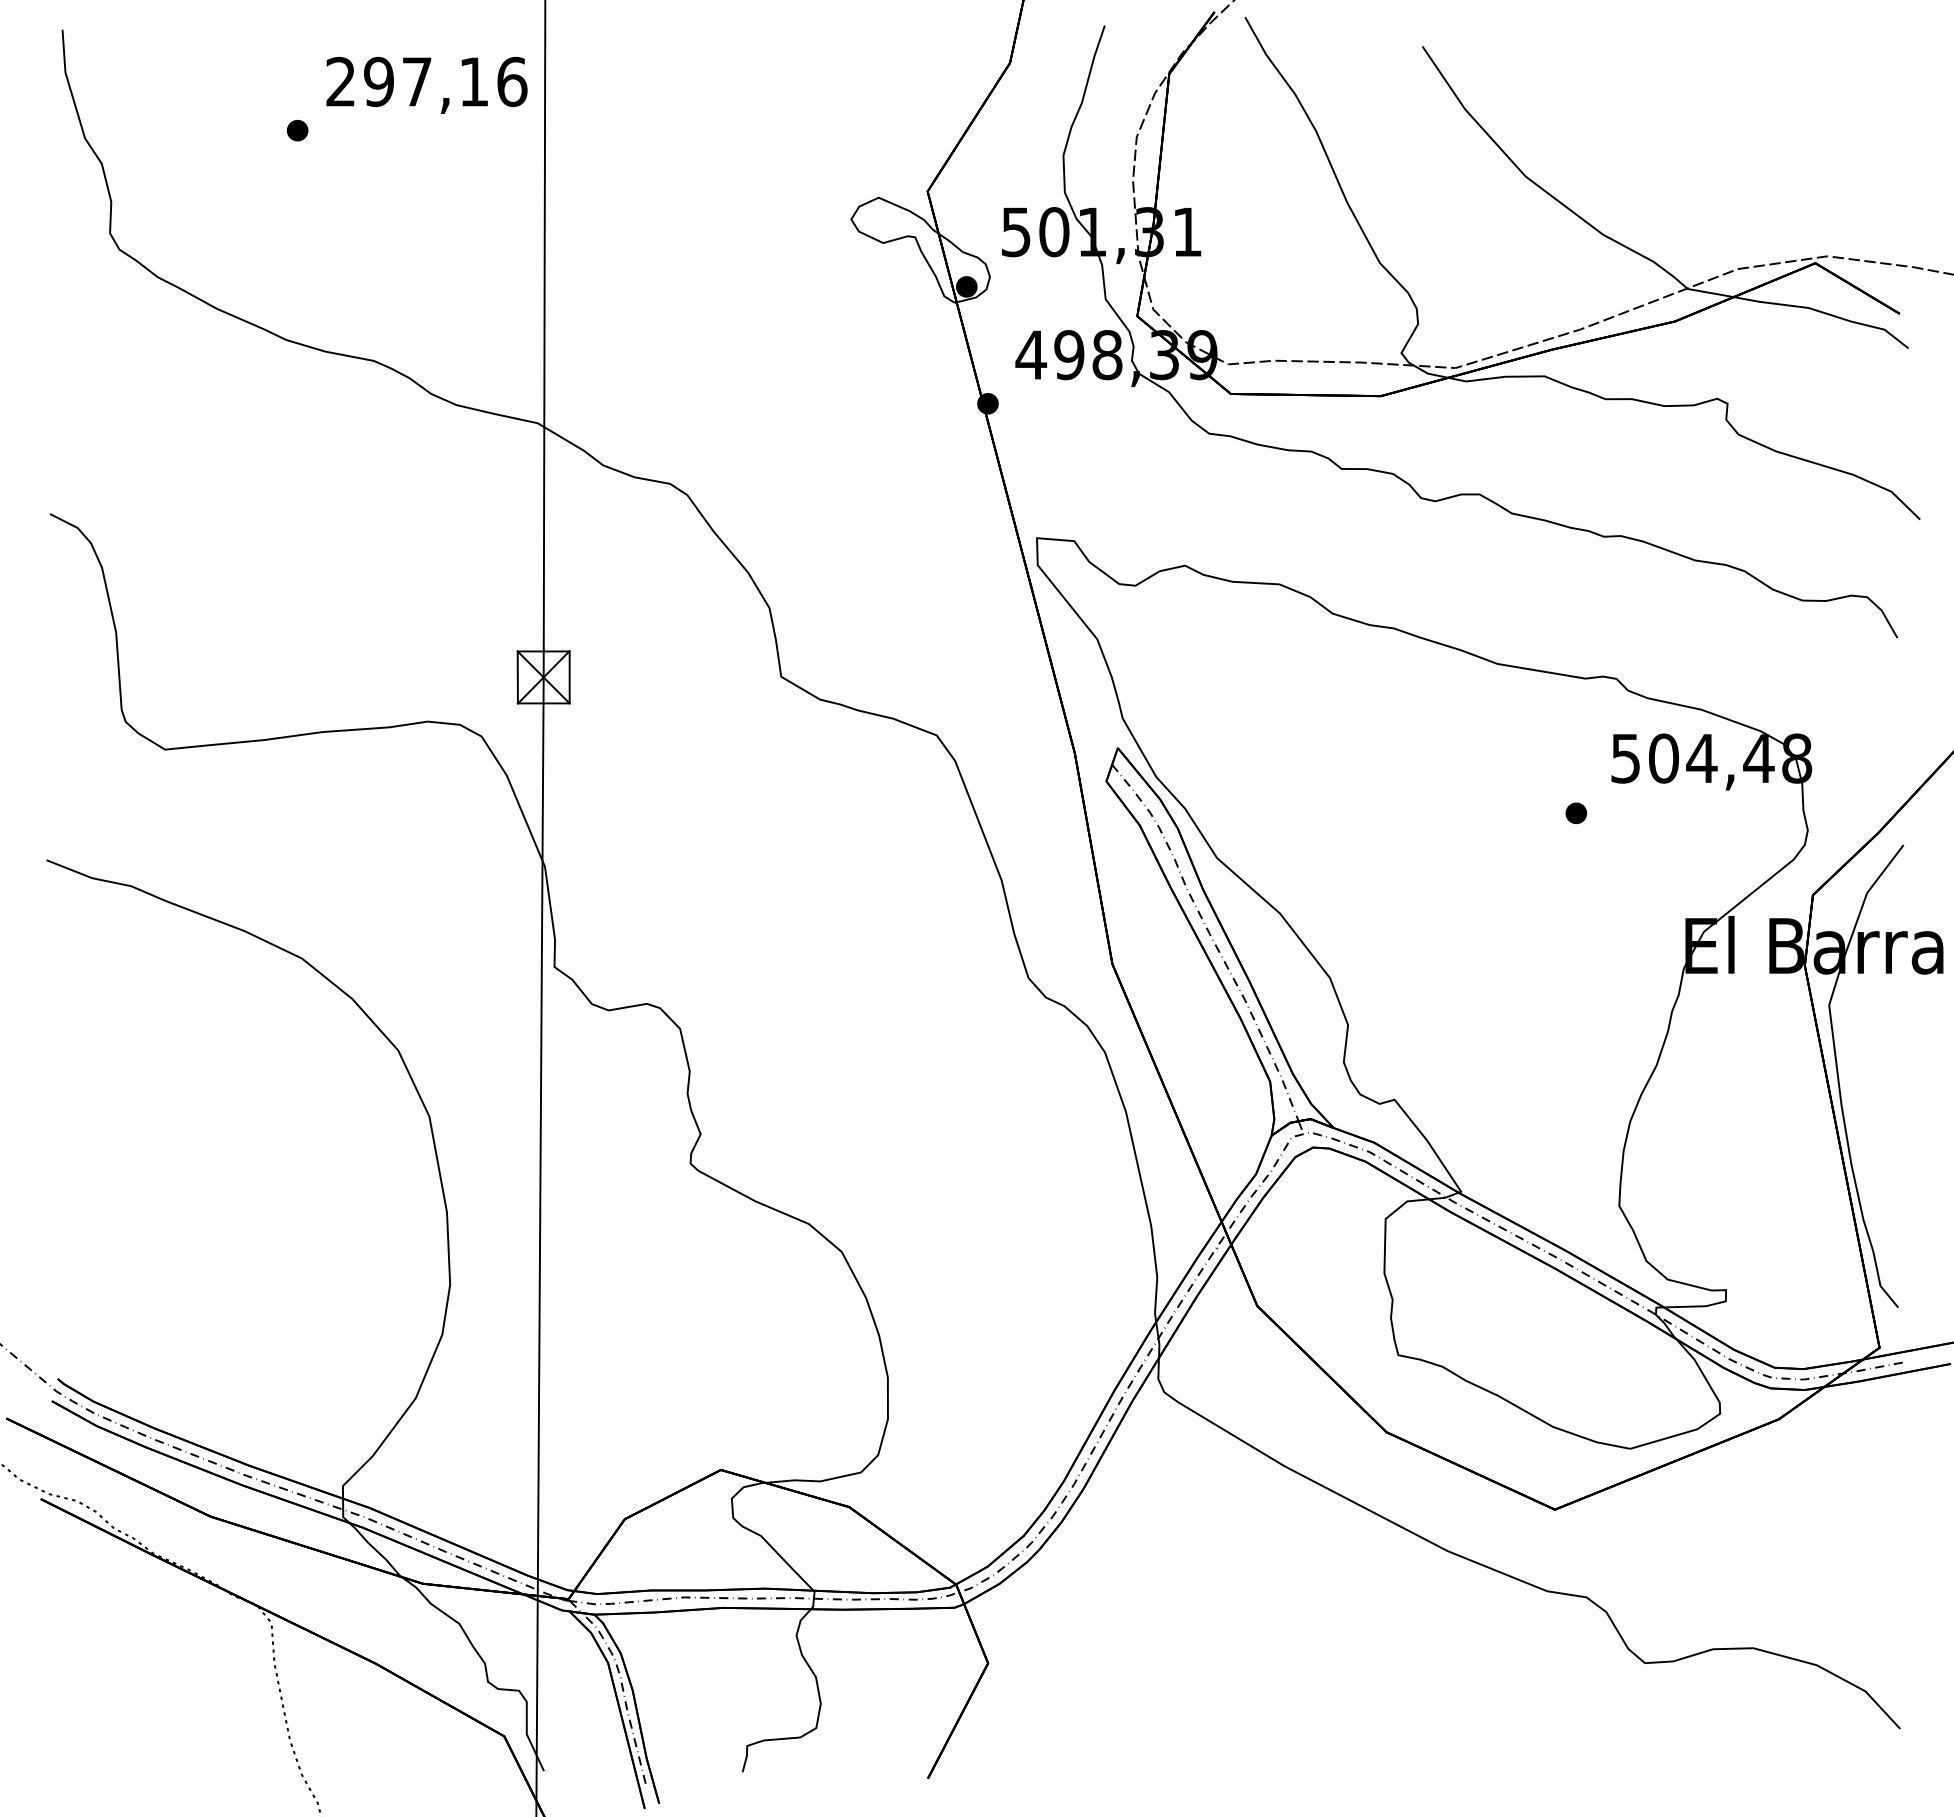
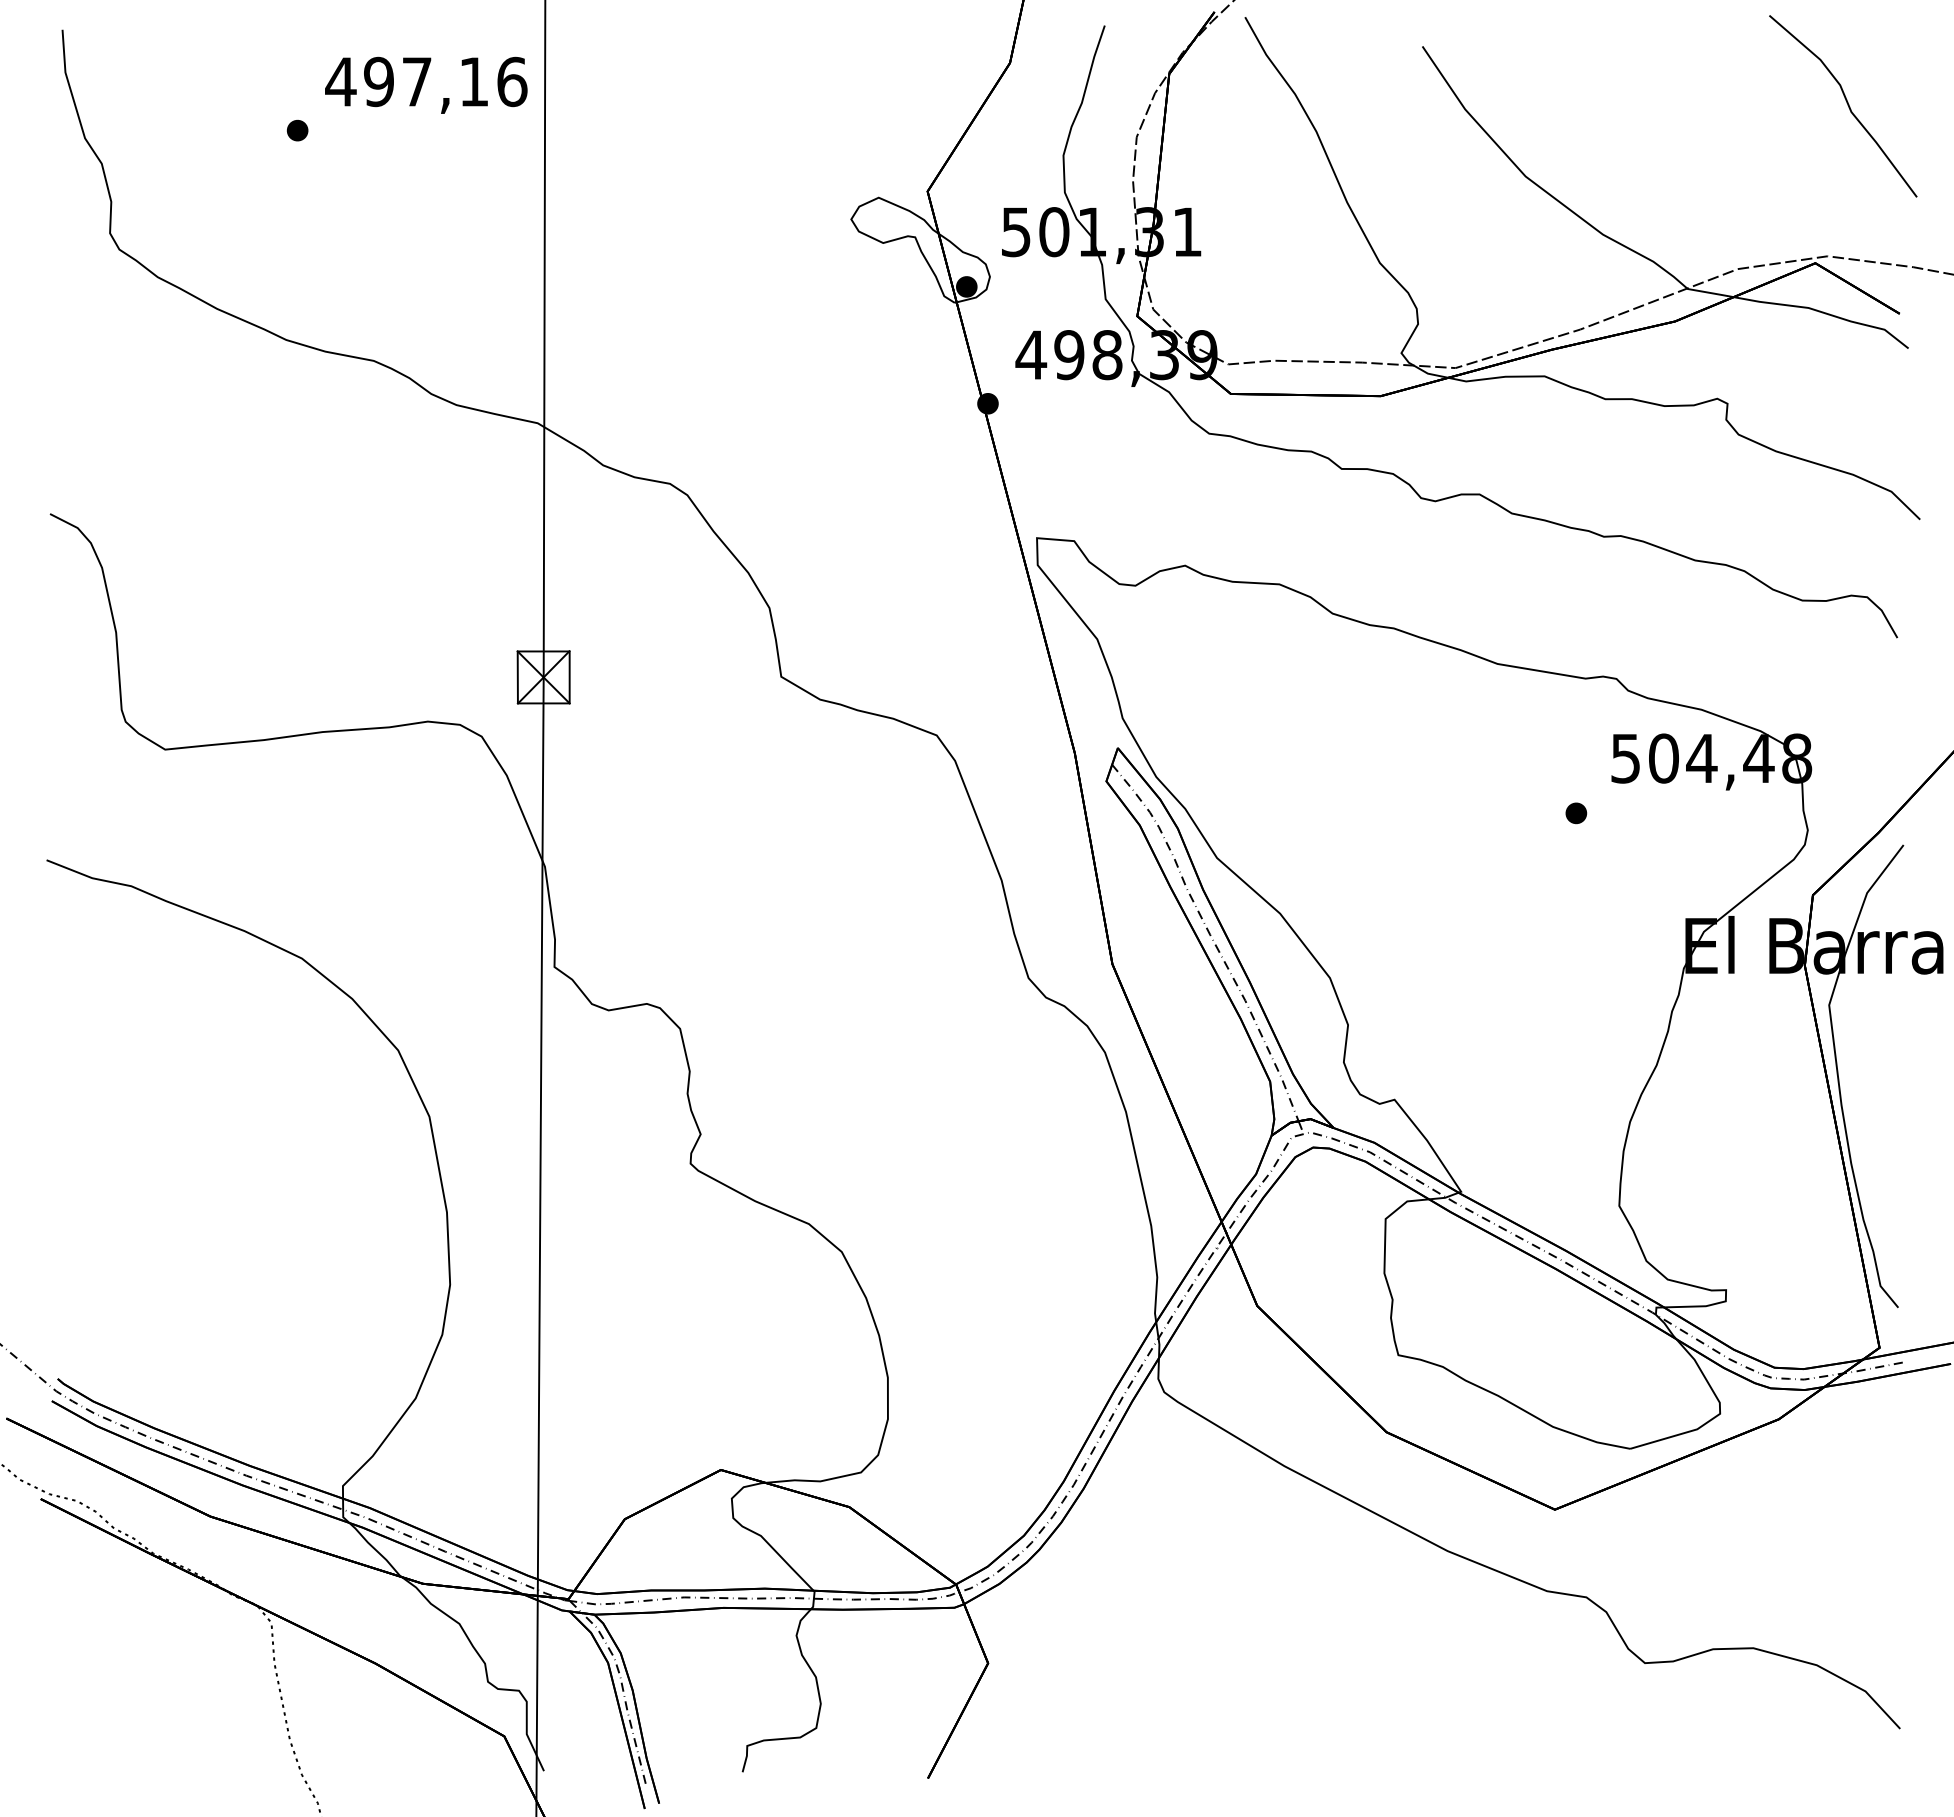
text: 297,16 -> 497,16 (340, 81)
curve: none -> present (1847, 105)
